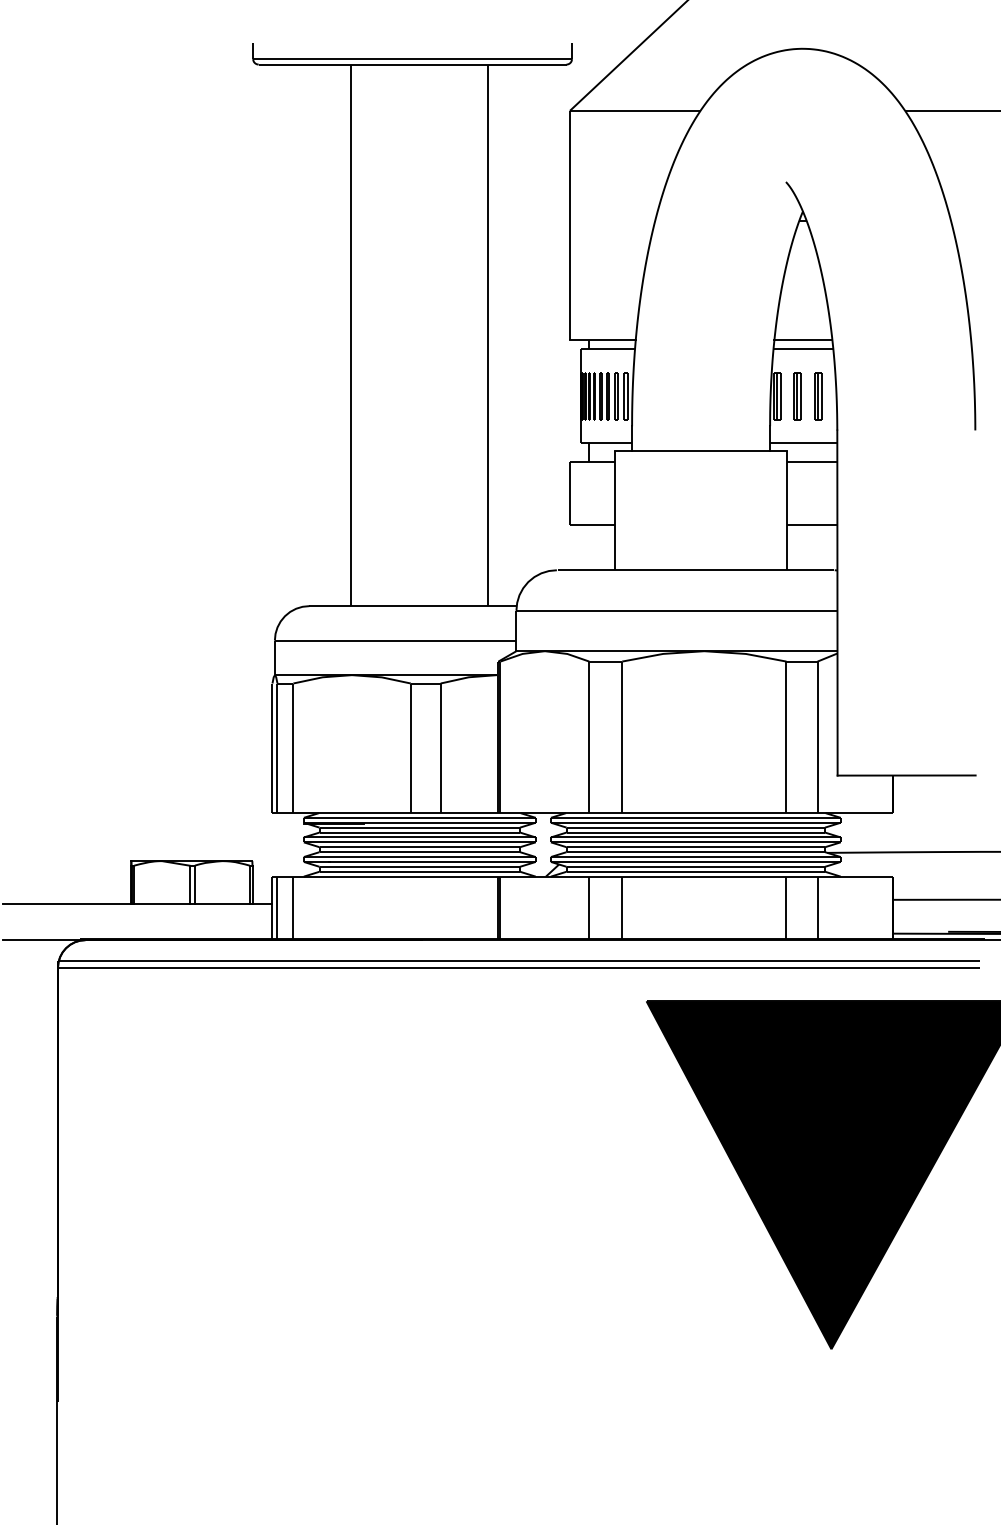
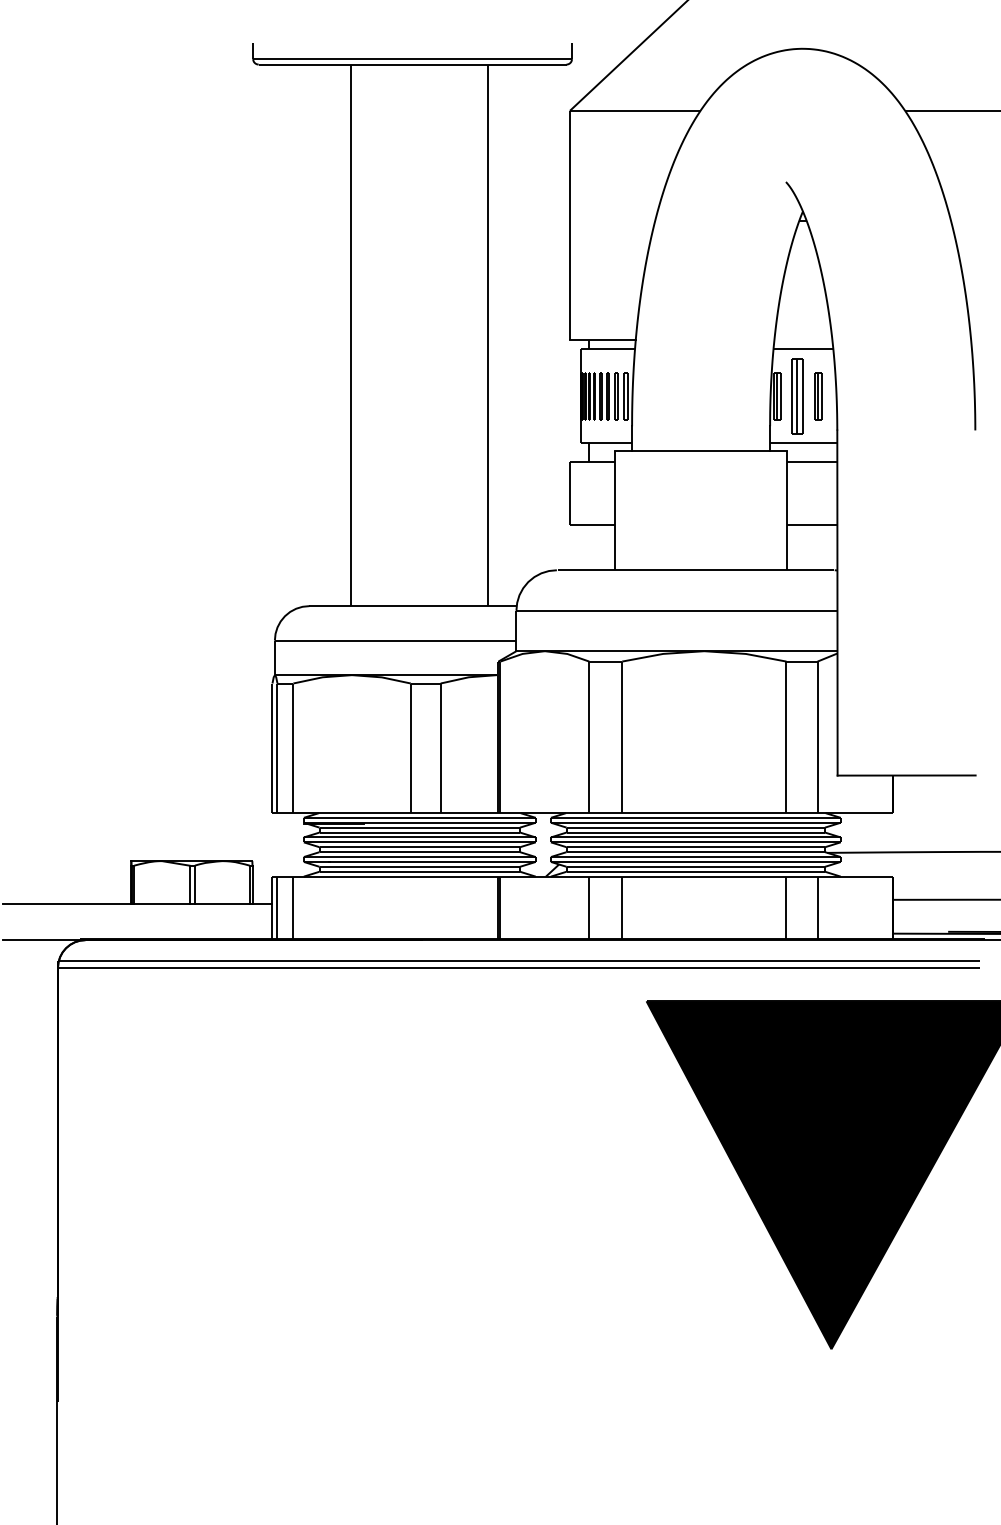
line: present -> none (803, 340)
part size: 9x49 px -> 13x77 px (797, 396)
